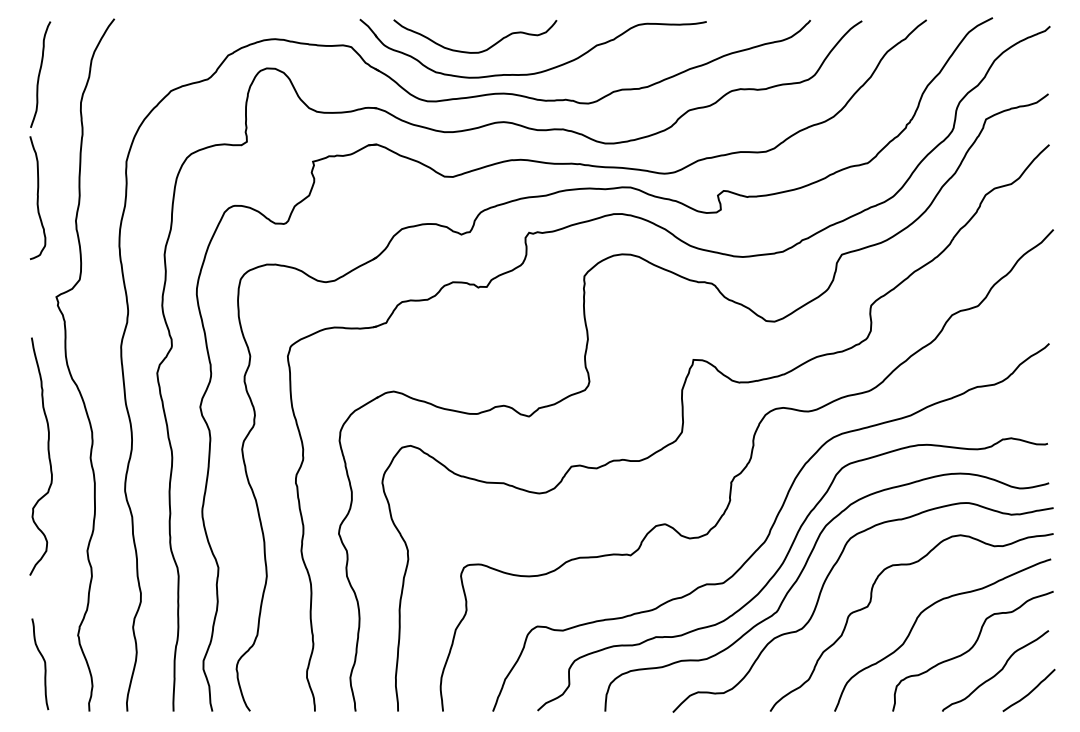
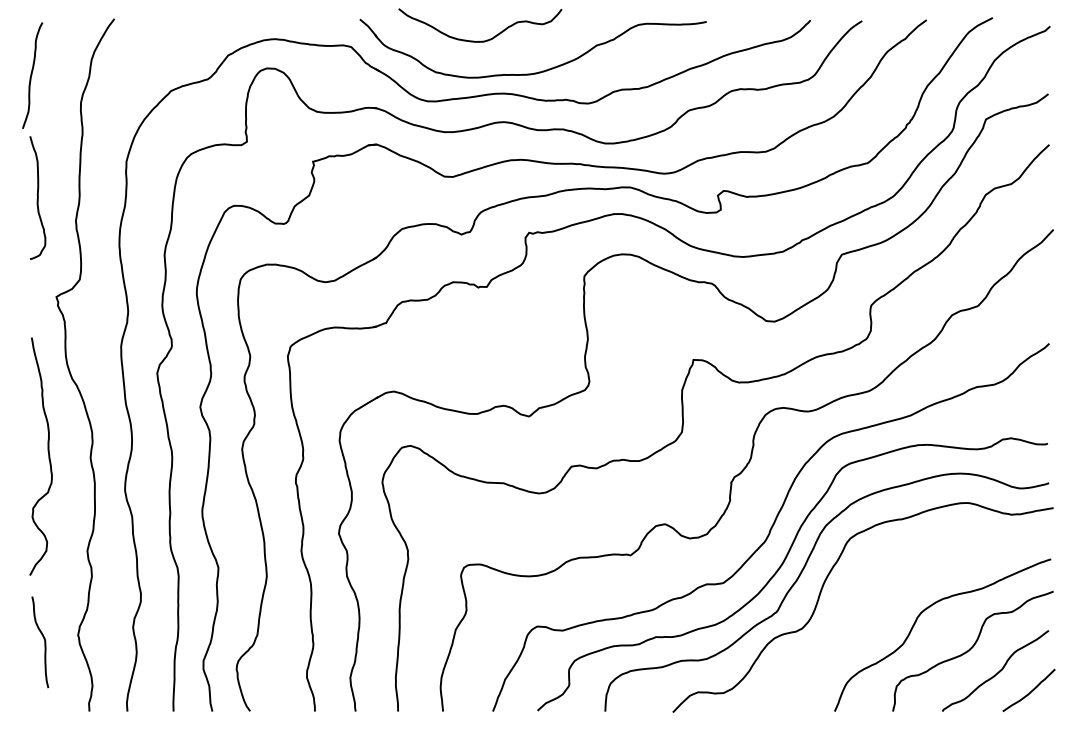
curve position: (475, 51) -> (480, 40) (480, 40)
curve position: (40, 74) -> (32, 75) (32, 75)
curve: present -> none (871, 601)
curve position: (44, 664) -> (44, 642) (44, 642)
